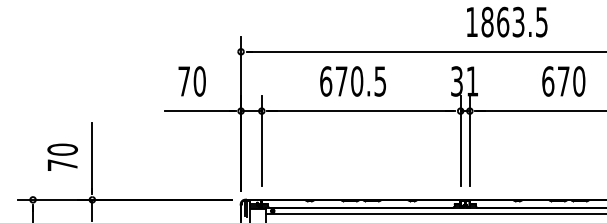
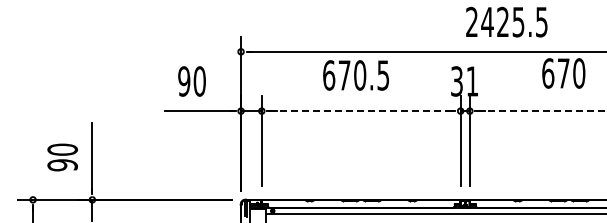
text: 1863.5 -> 2425.5 (495, 21)
text: 70 -> 90 (184, 81)
text position: (352, 81) -> (355, 75) (355, 75)
text position: (563, 81) -> (563, 73) (563, 73)
line: solid -> dashed (361, 111)
line: solid -> dashed (542, 111)
text: 70 -> 90 (62, 165)
